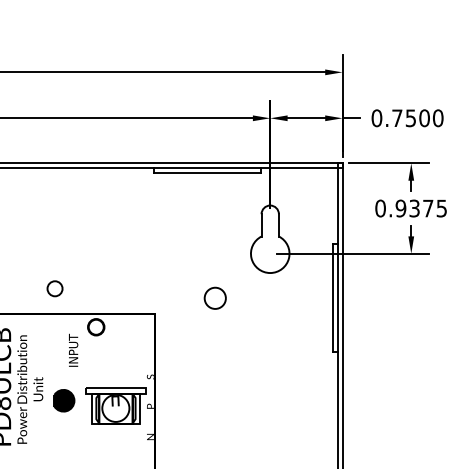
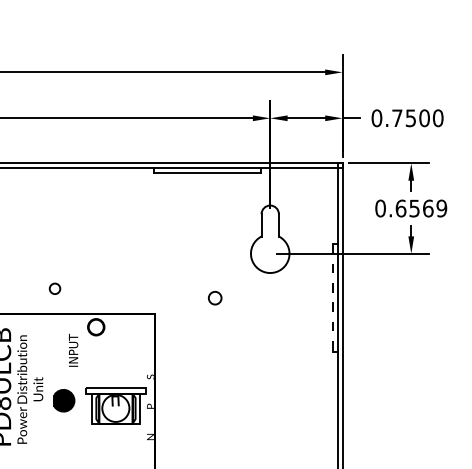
text: 0.9375 -> 0.6569 (421, 208)
circle size: 18x18 px -> 14x13 px (54, 288)
circle size: 24x24 px -> 15x15 px (215, 298)
line: solid -> dashed (332, 298)
